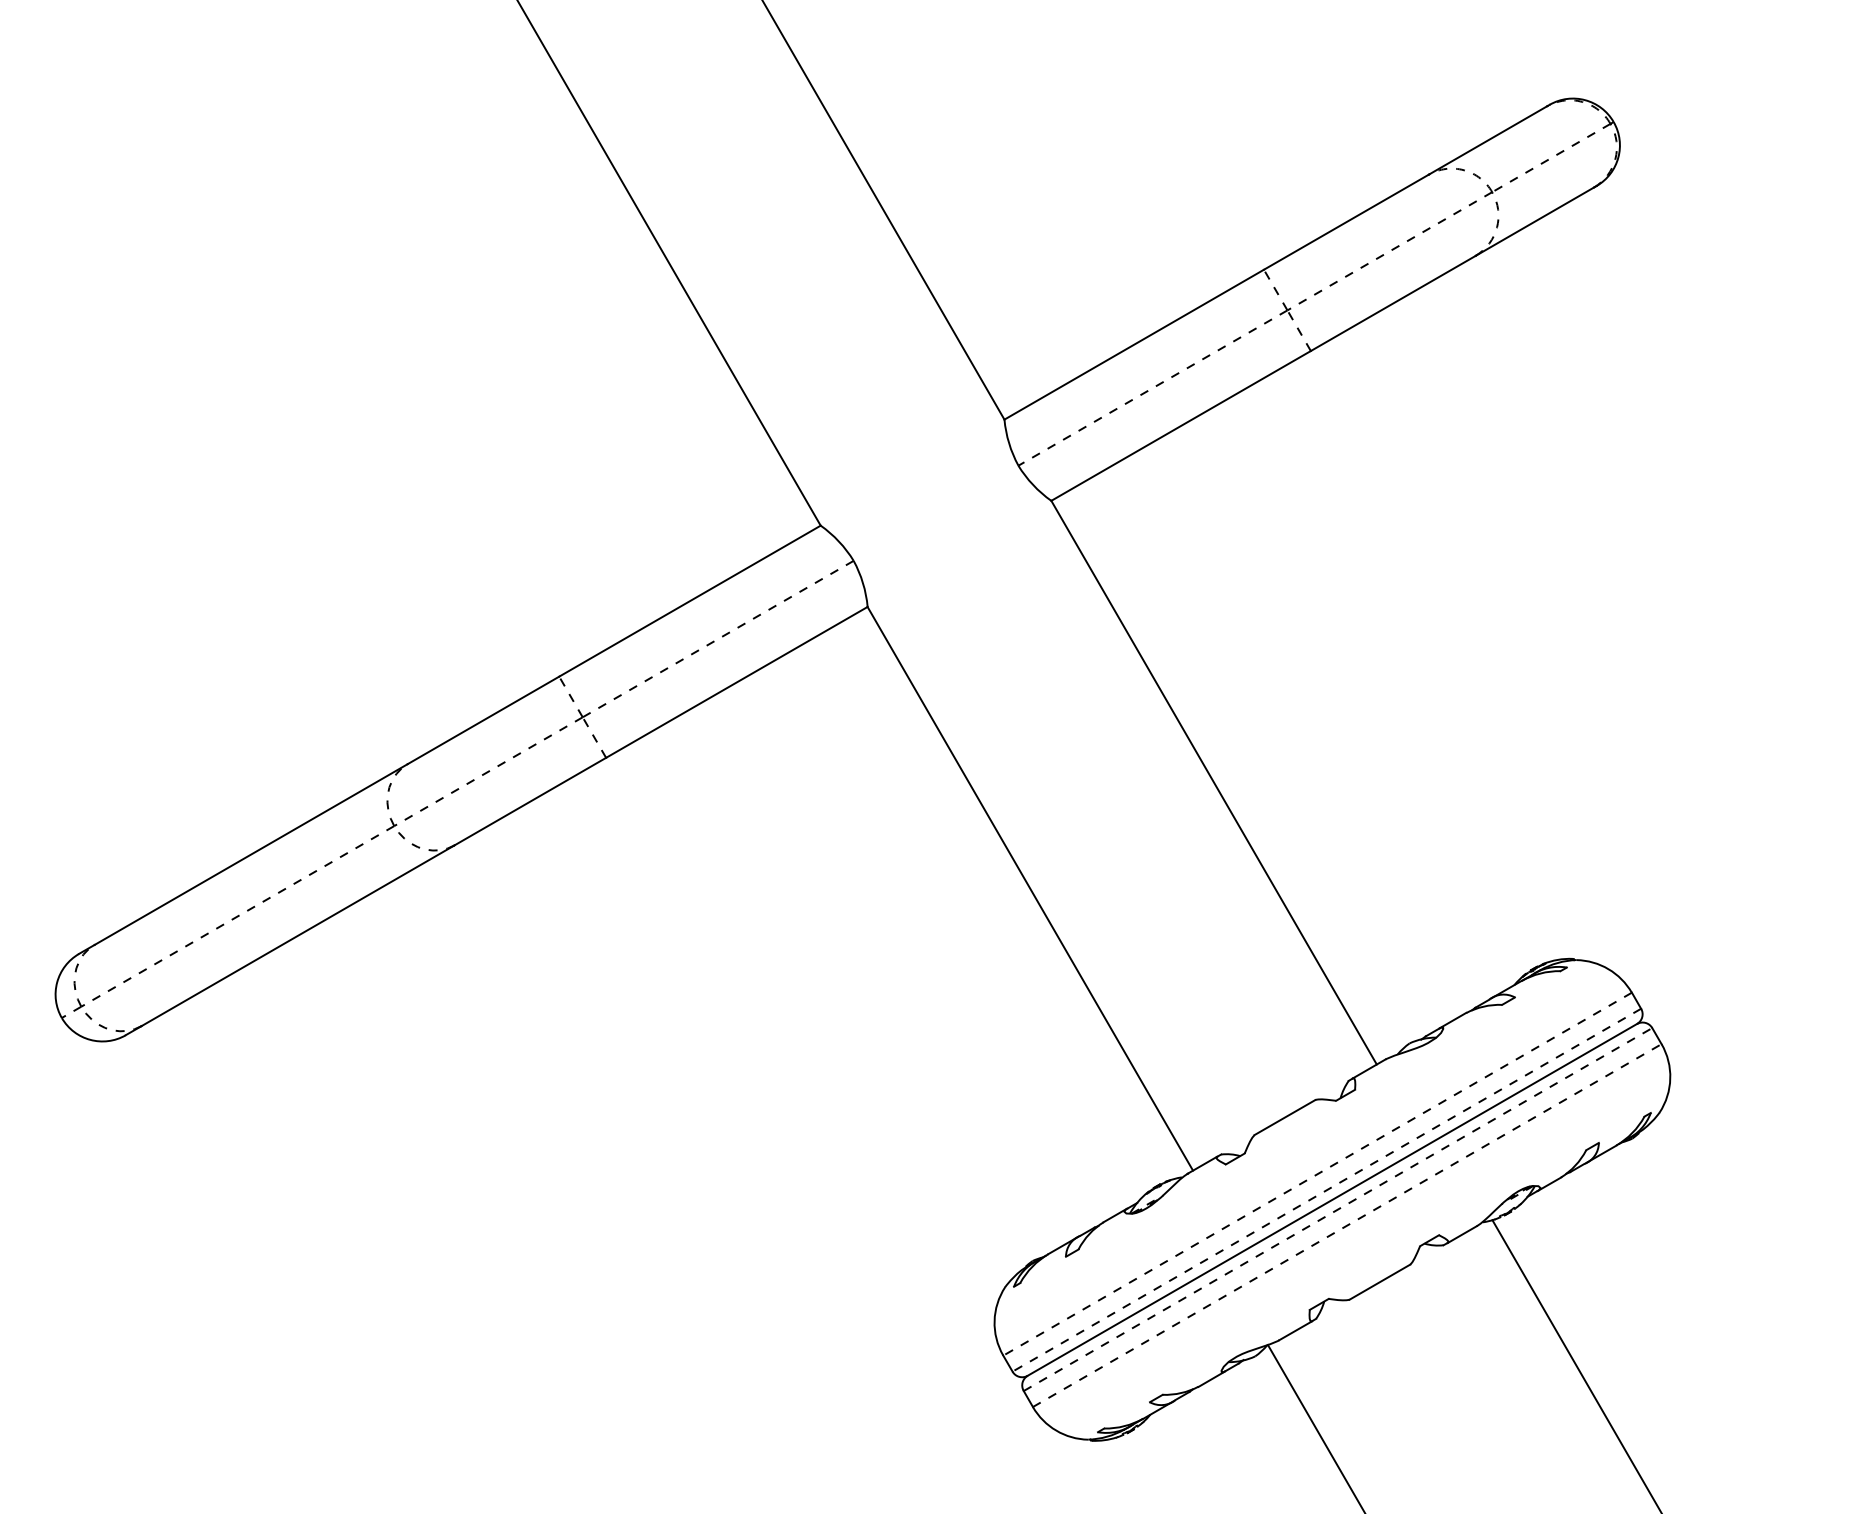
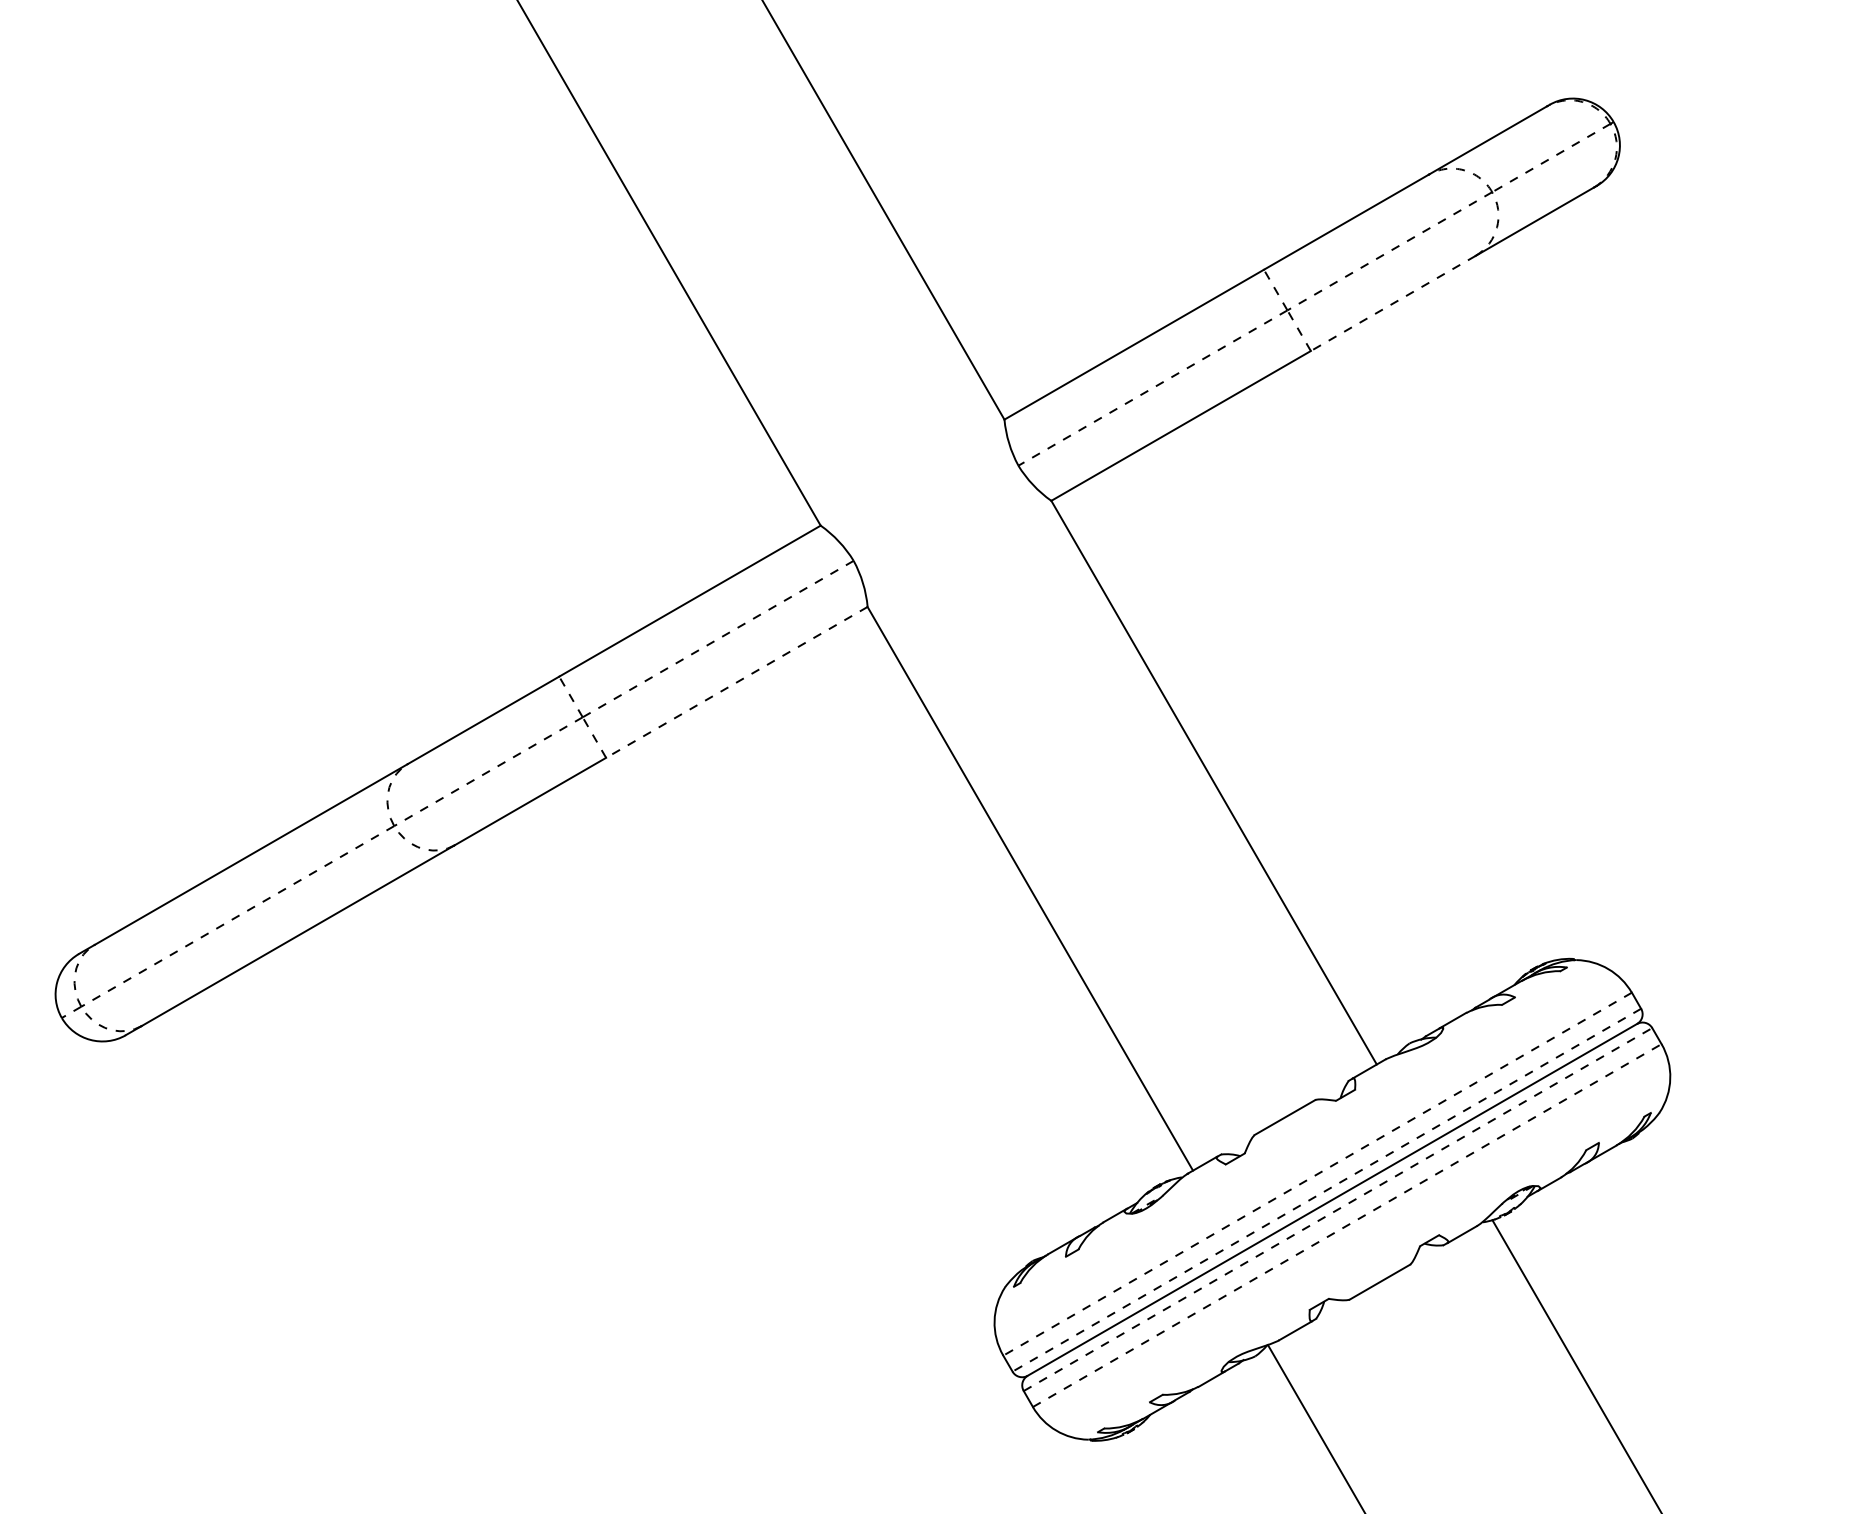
line: solid -> dashed (1392, 303)
line: solid -> dashed (736, 682)
